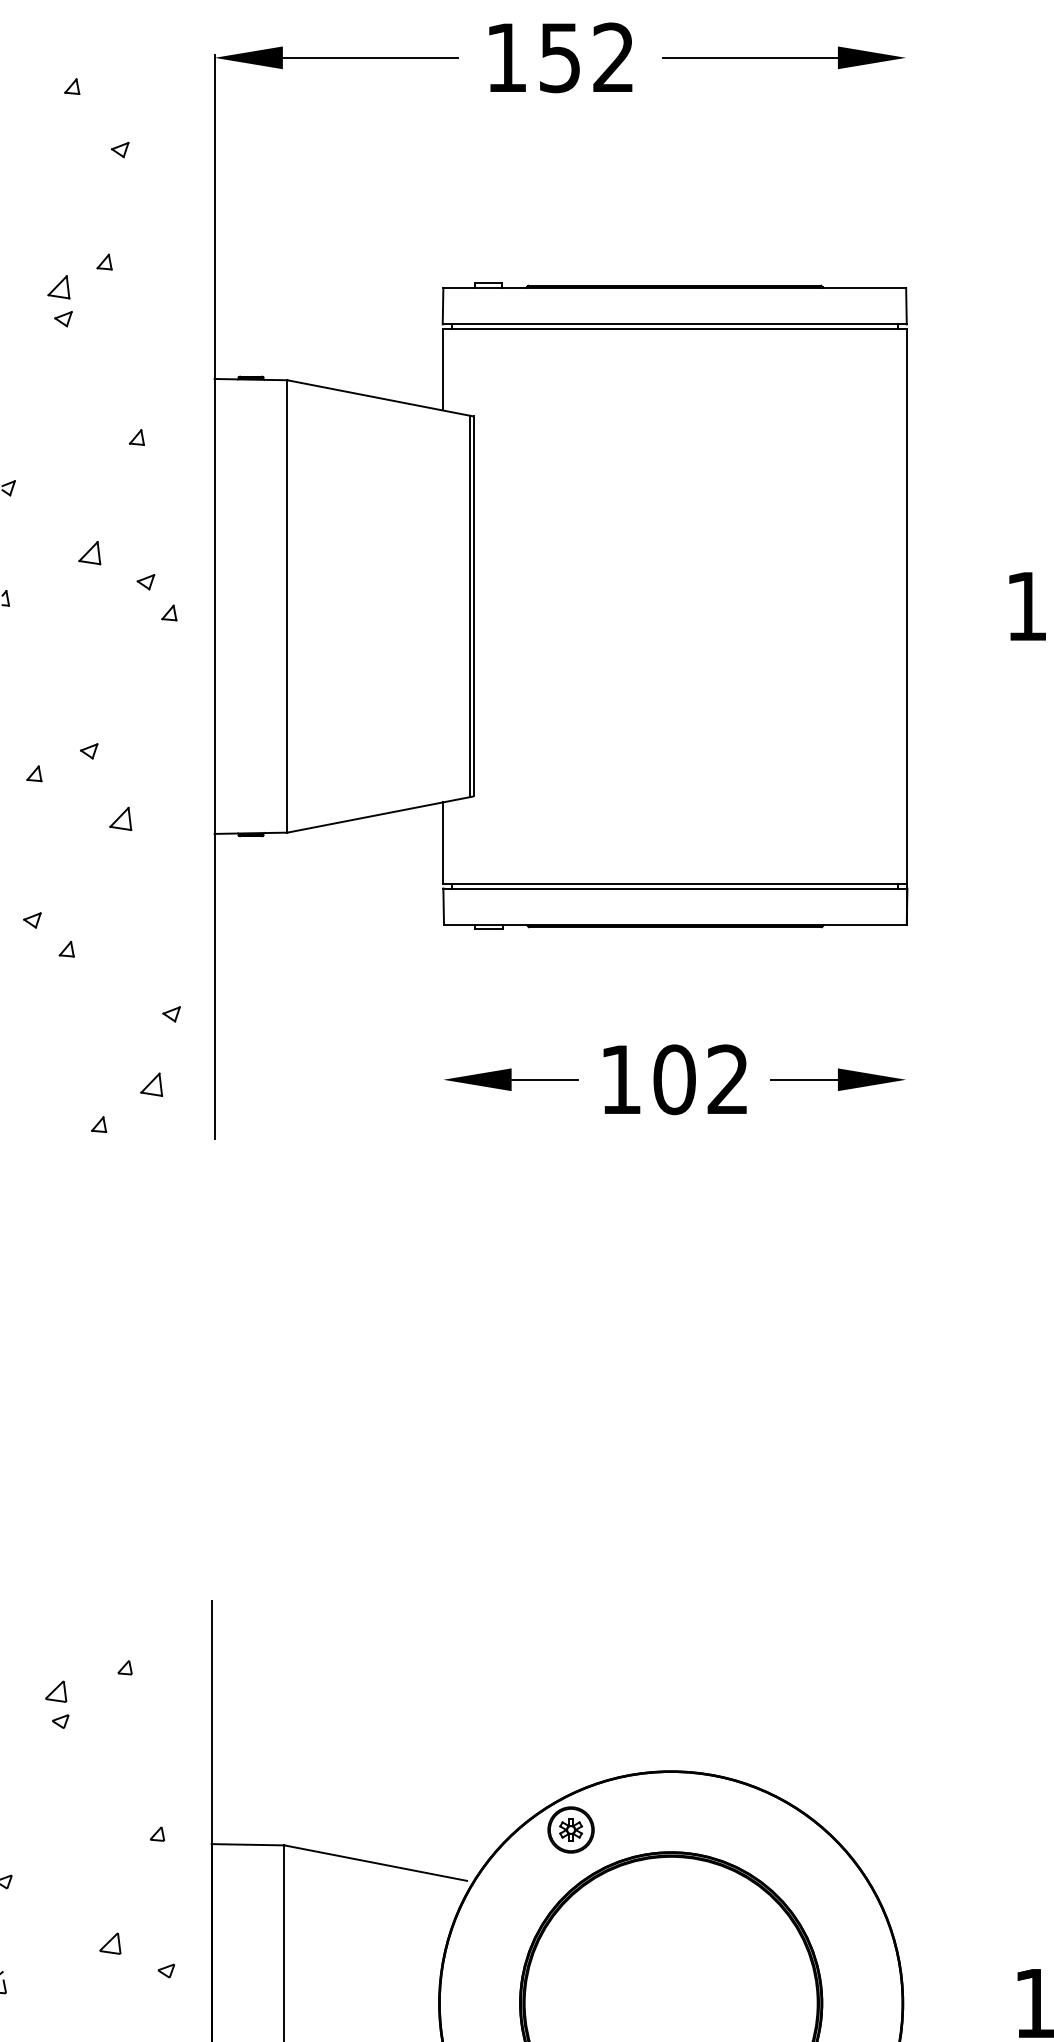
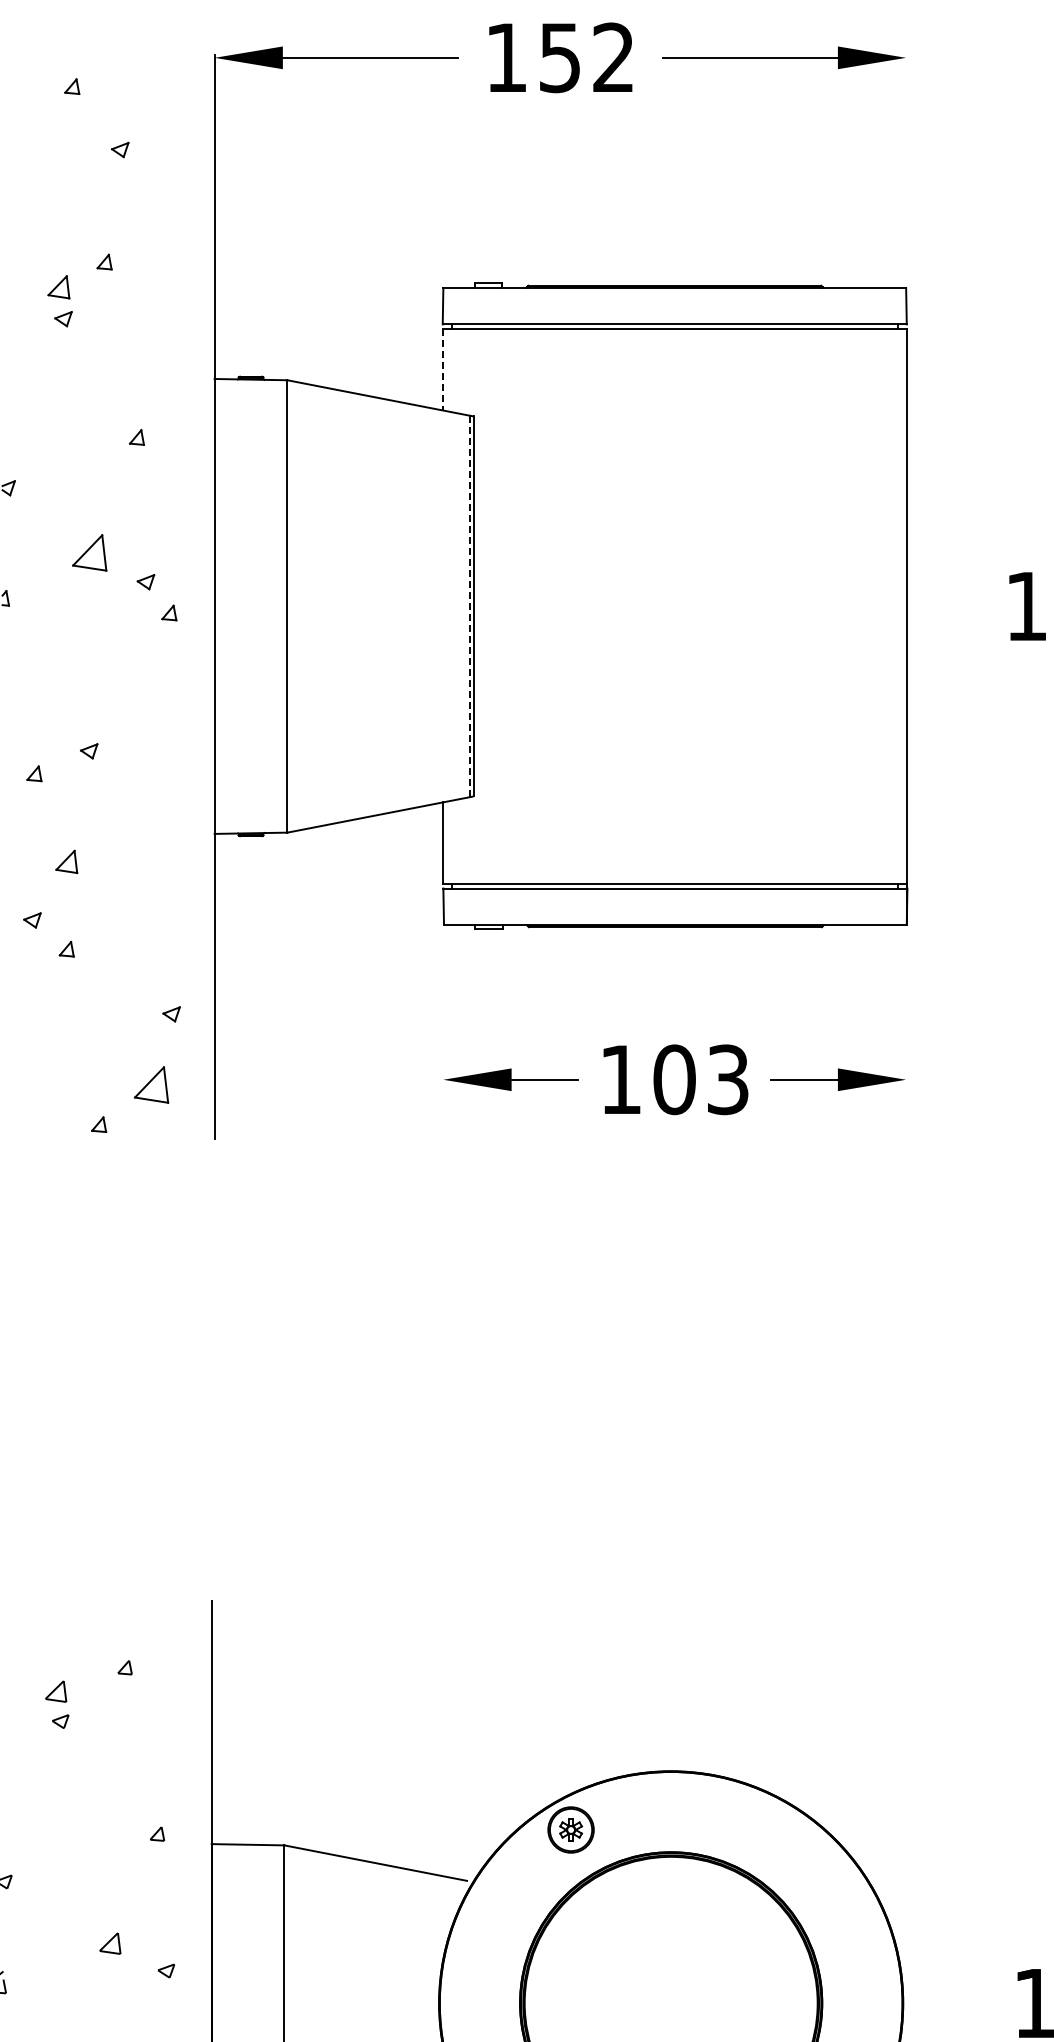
line: solid -> dashed (442, 369)
part size: 24x25 px -> 36x38 px (89, 552)
line: solid -> dashed (469, 606)
part position: (120, 818) -> (66, 861) (66, 861)
text: 102 -> 103 (727, 1079)
part size: 24x25 px -> 36x38 px (151, 1084)
